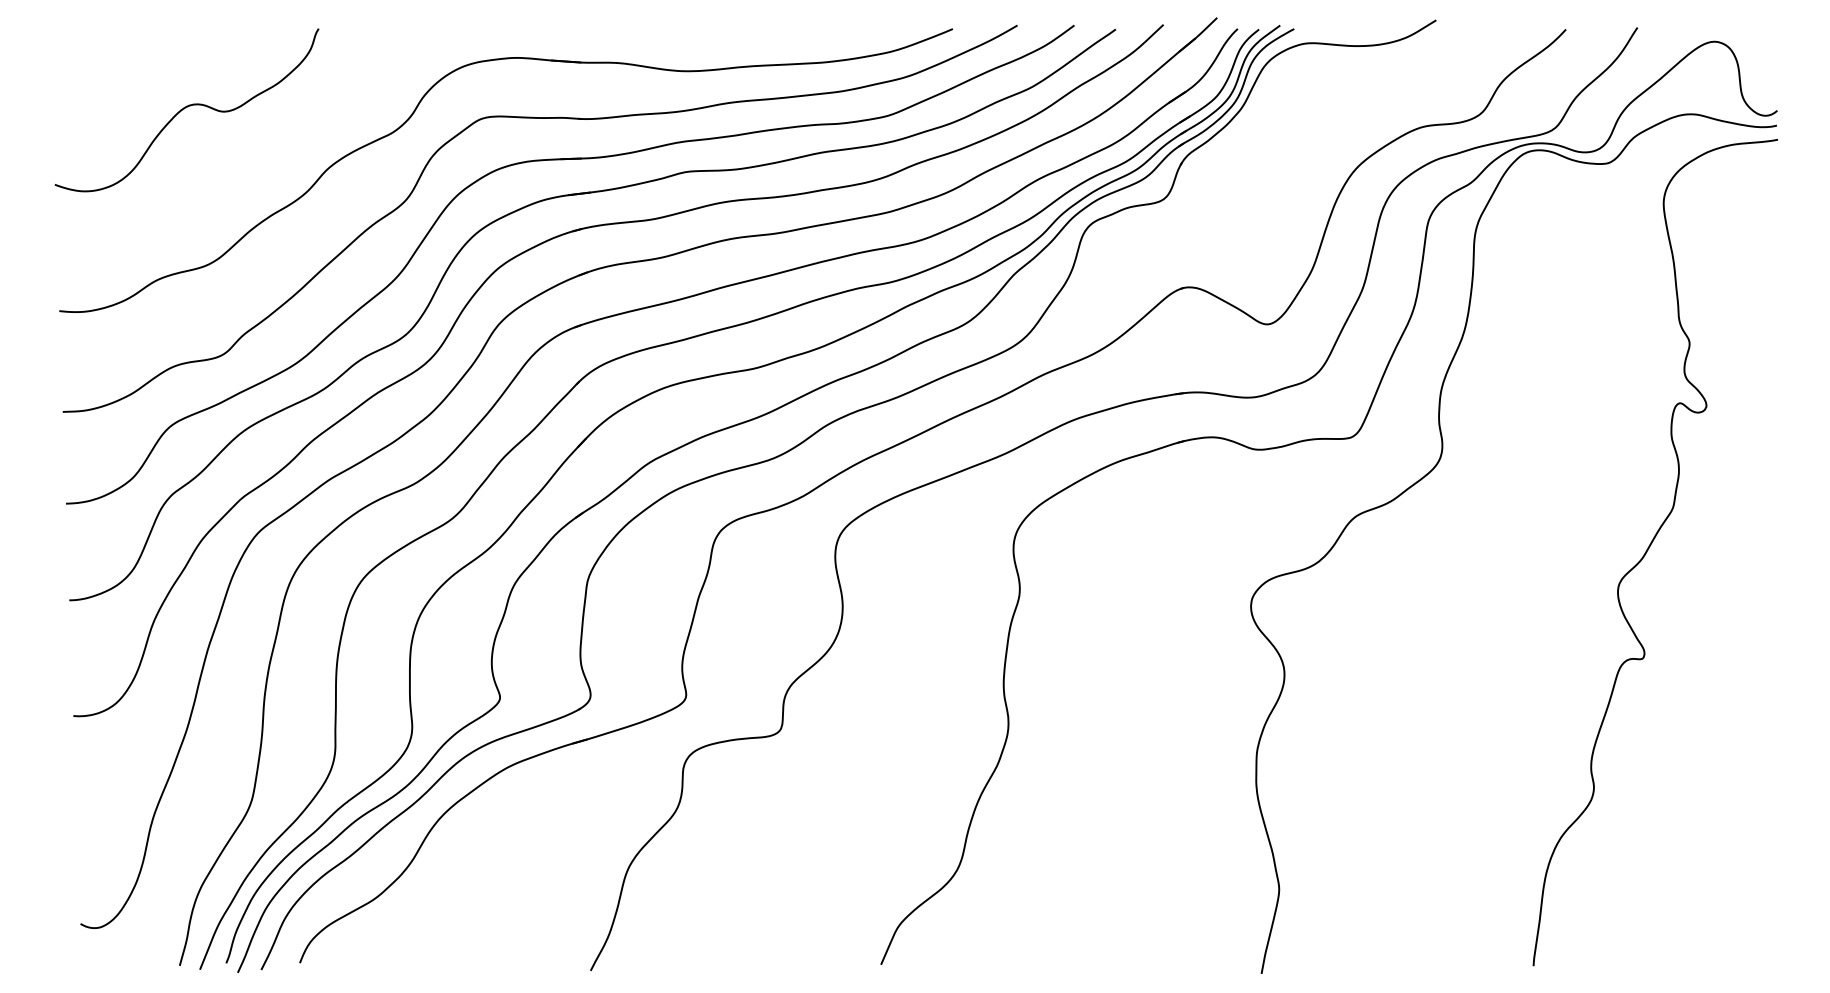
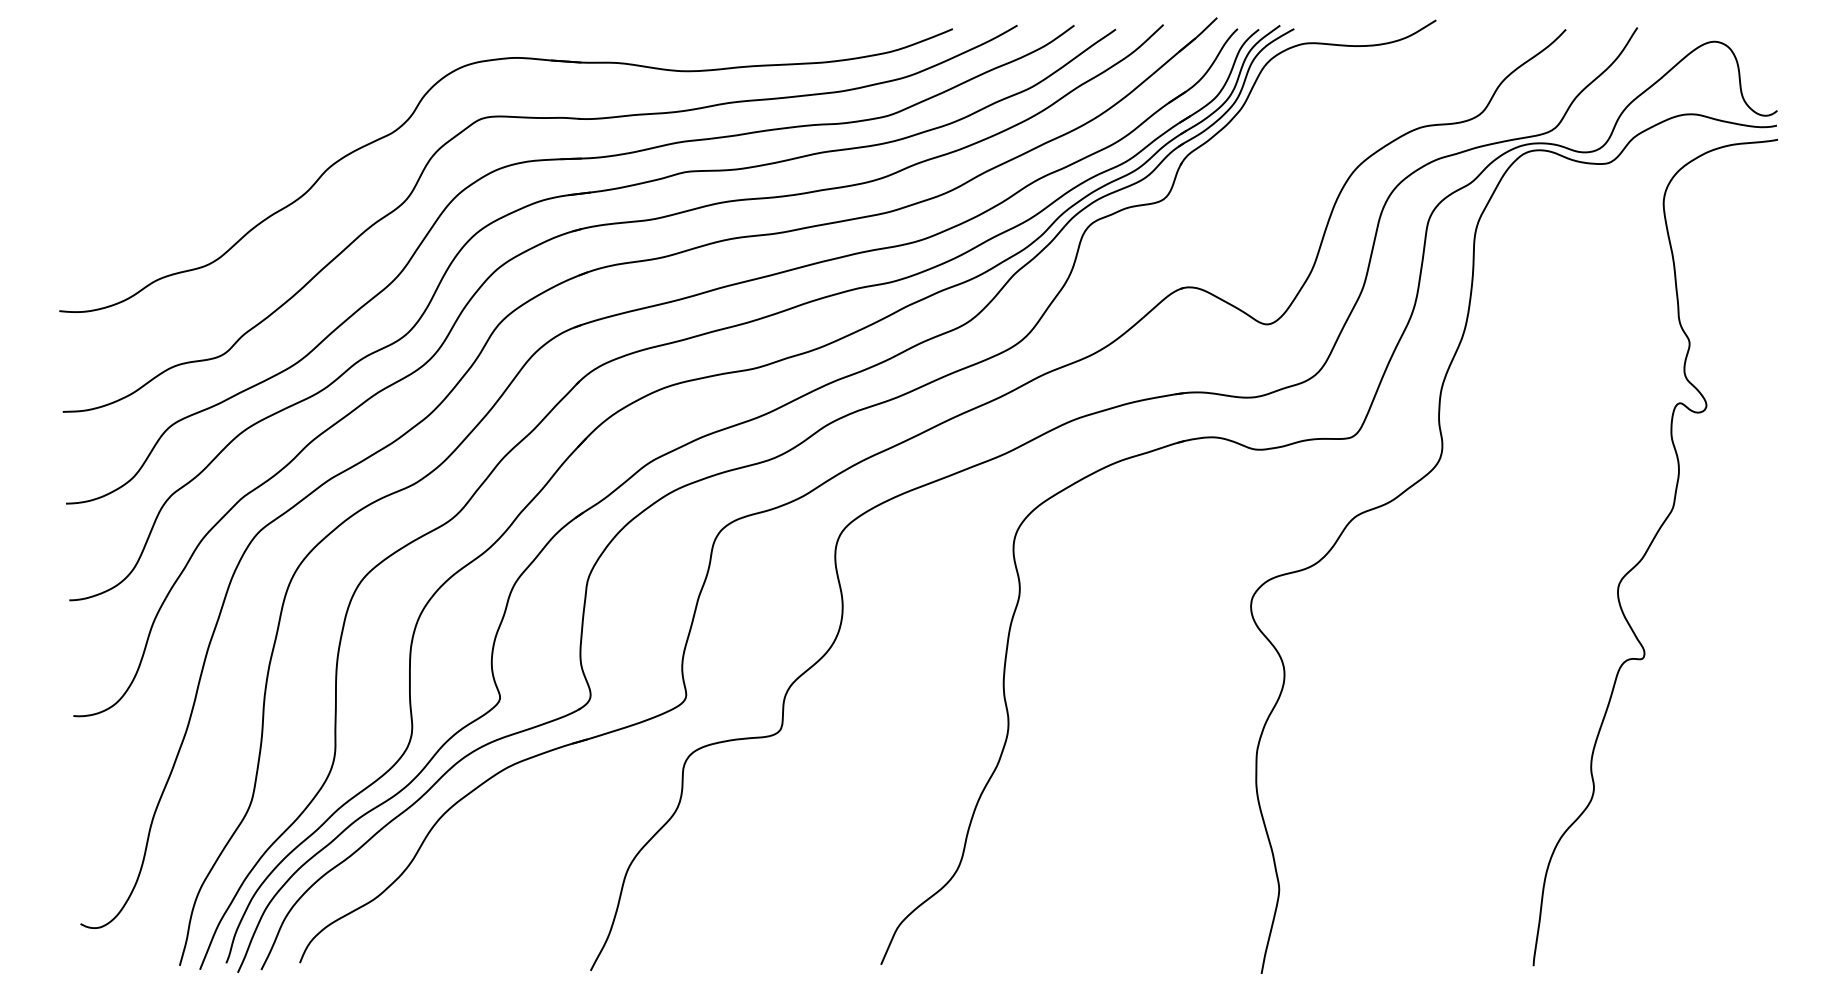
curve: present -> none (185, 108)
